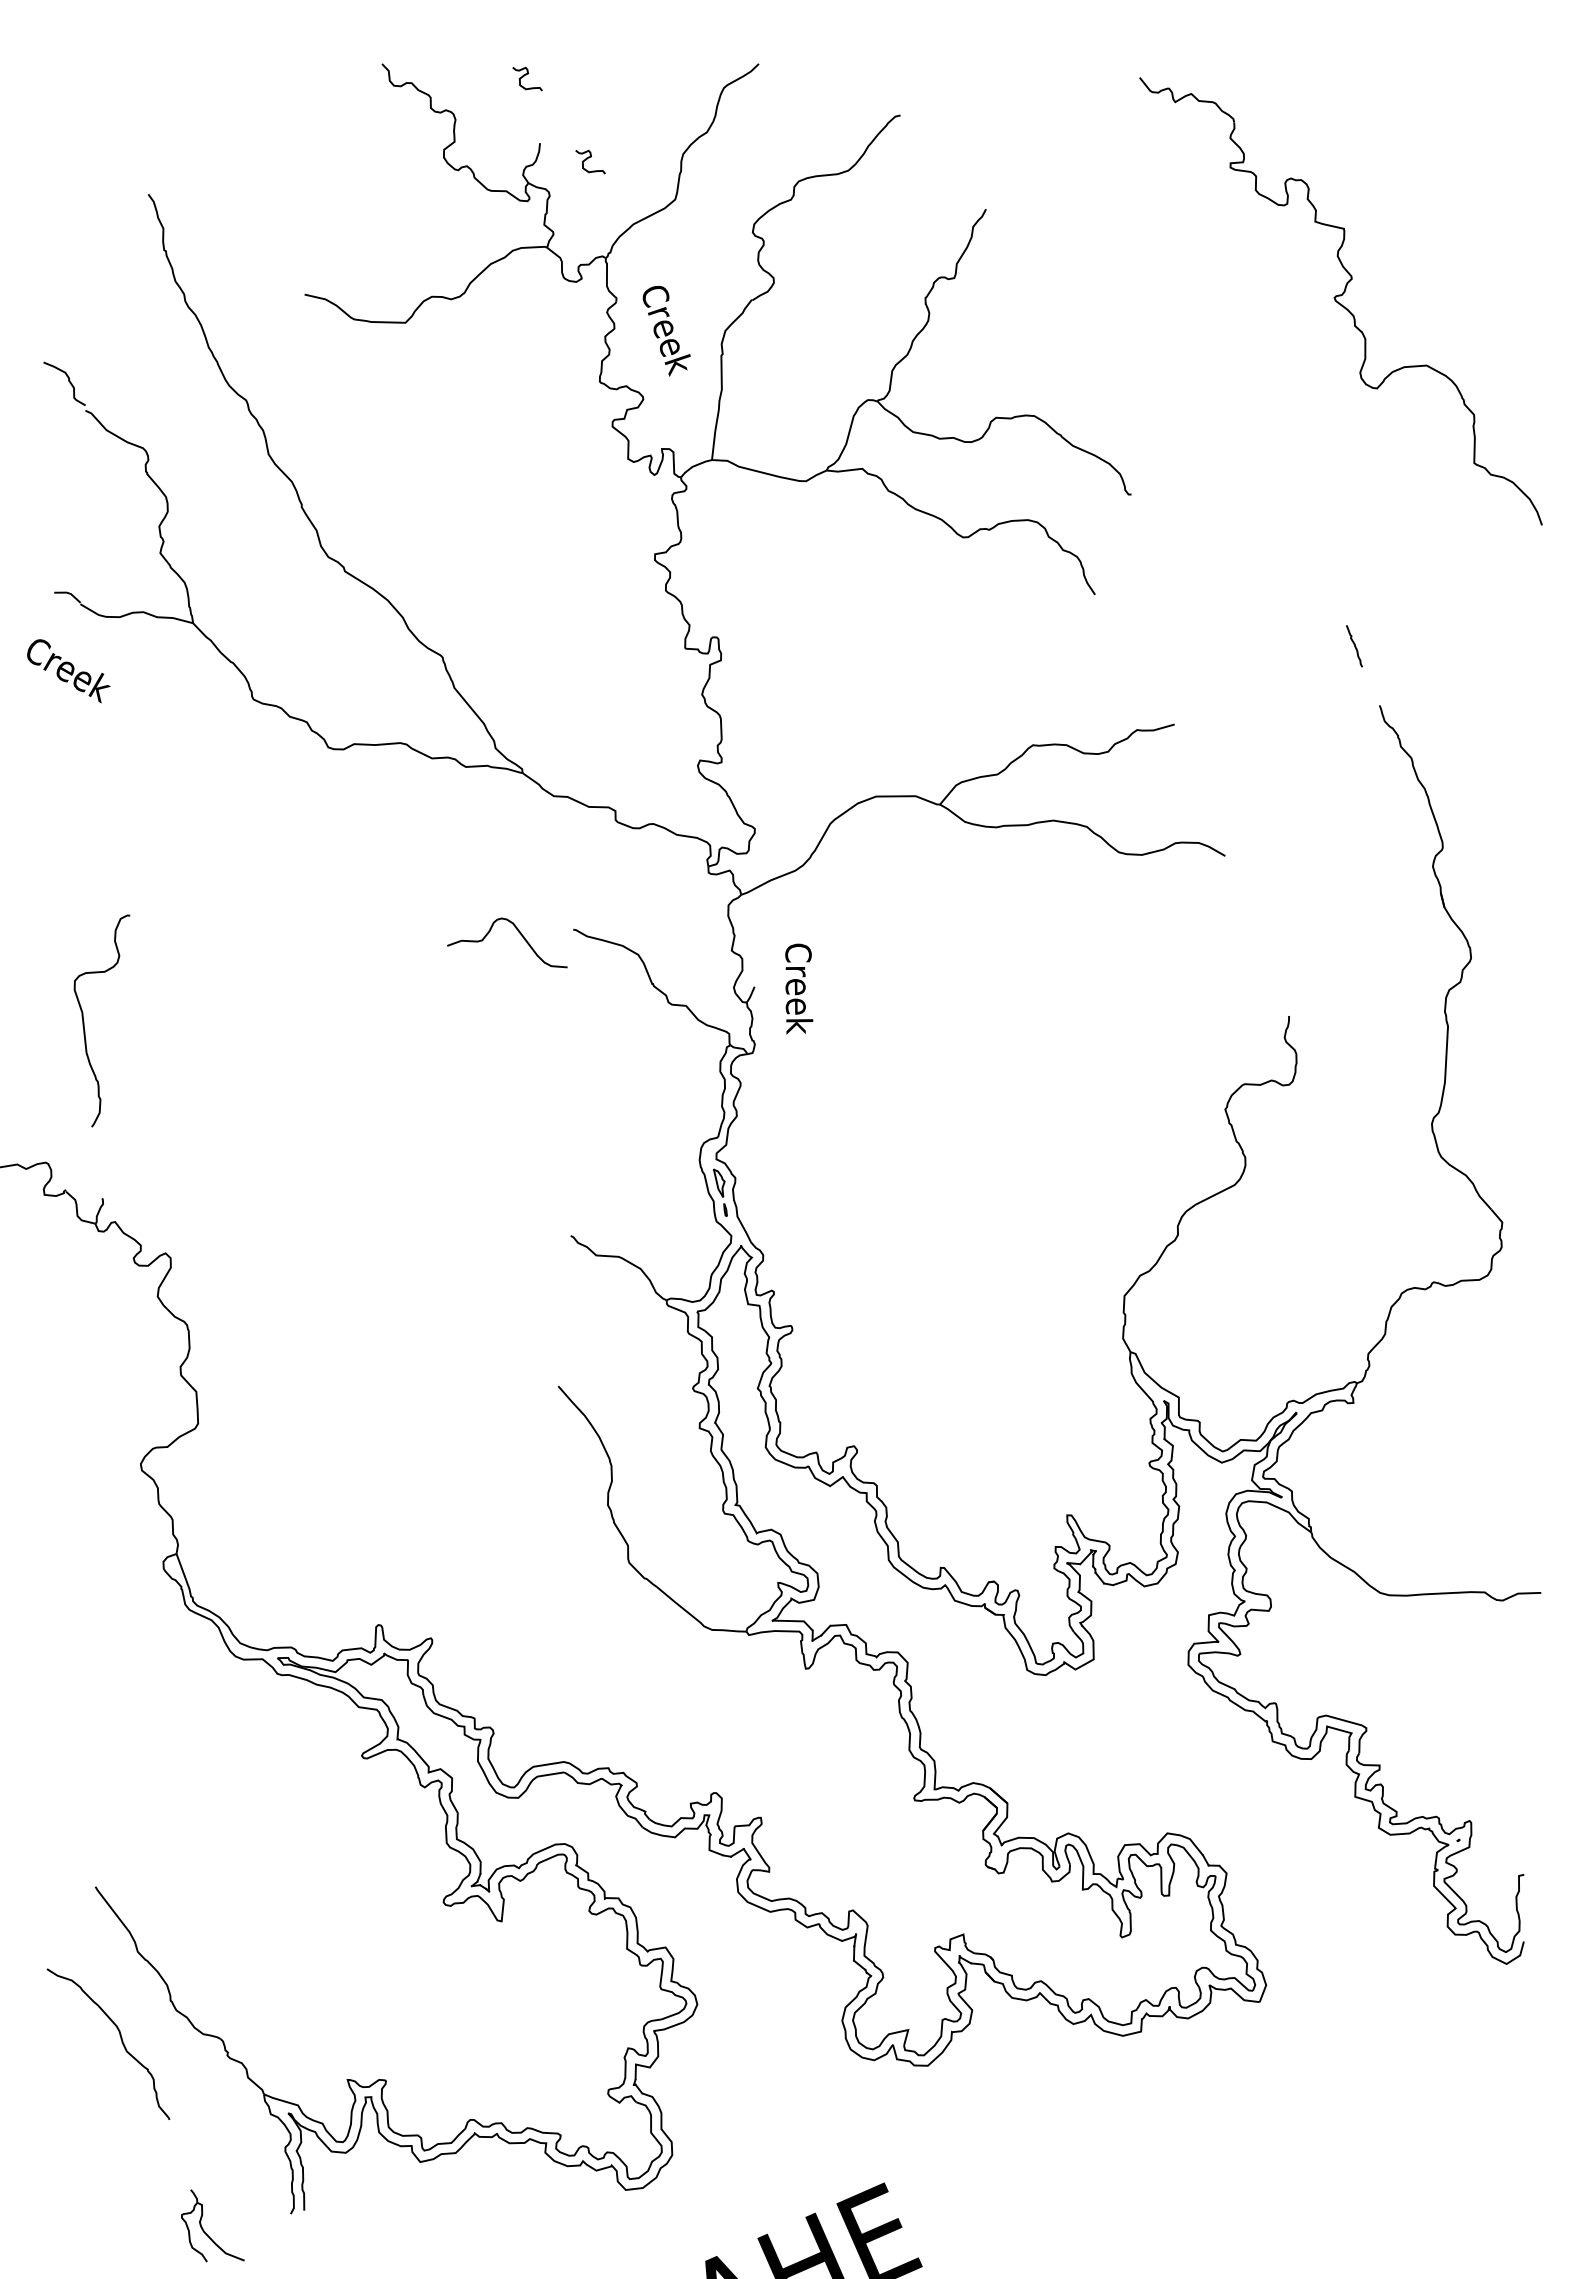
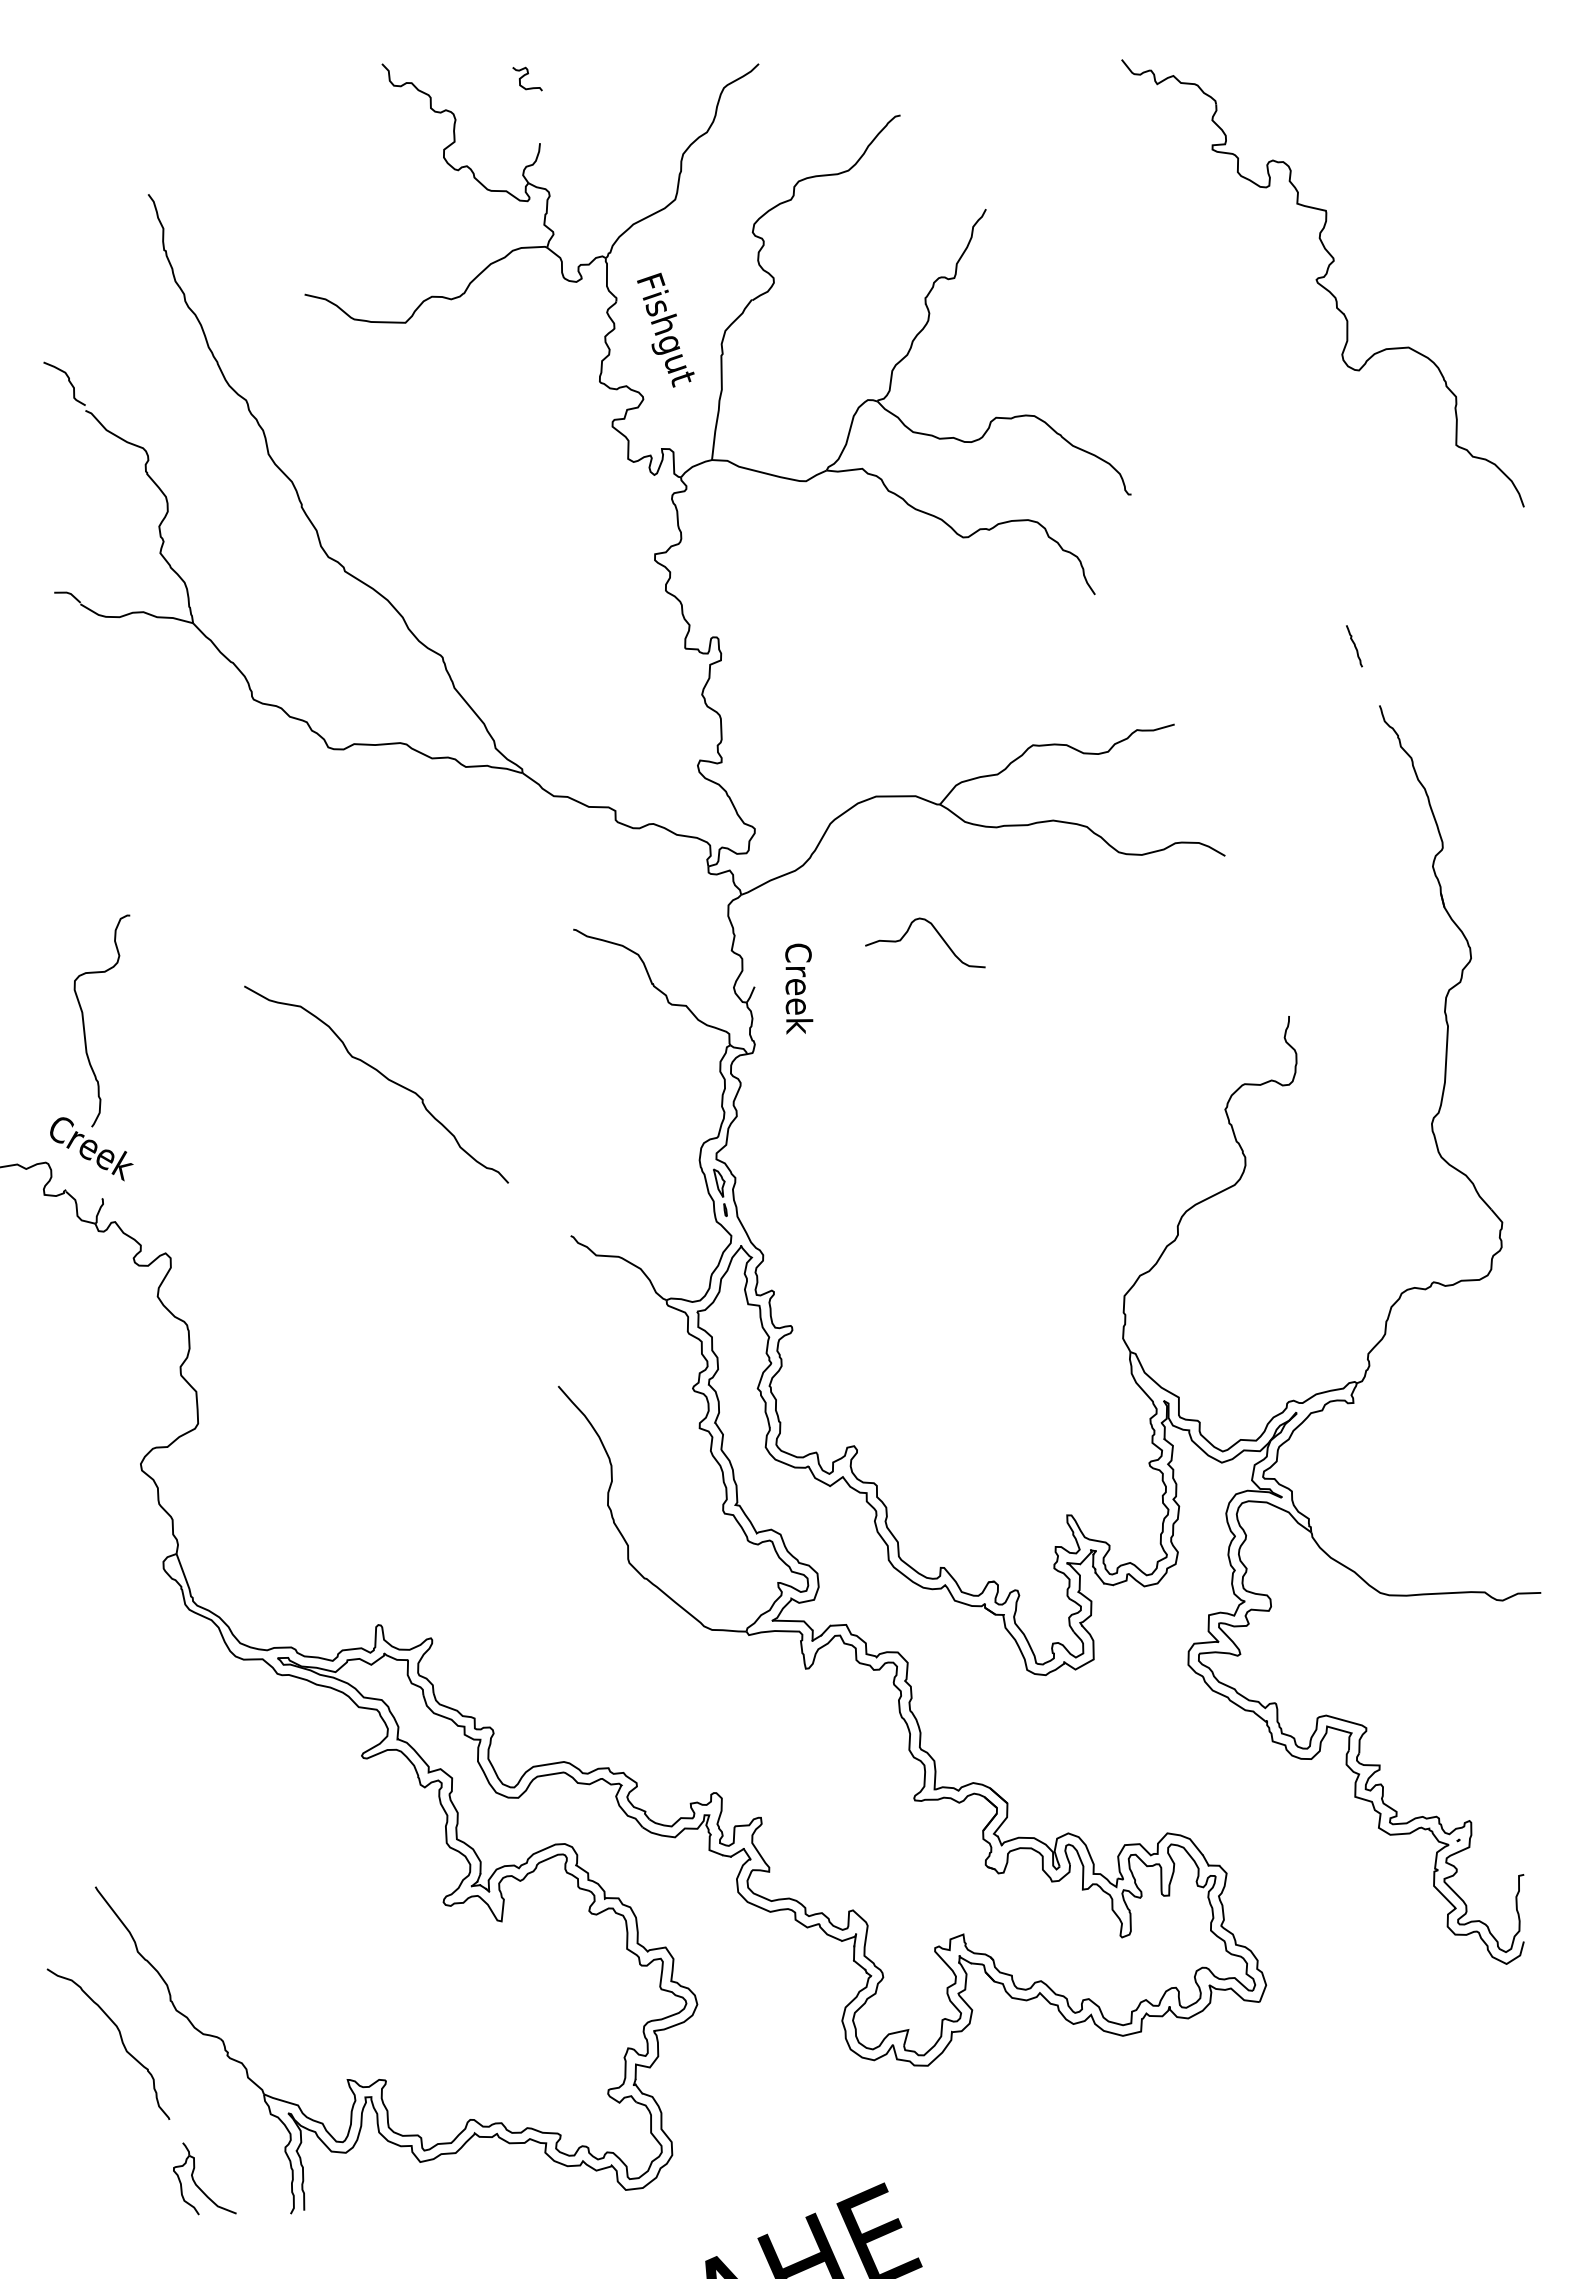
curve: present -> none (589, 158)
part position: (1340, 301) -> (1322, 283) (1322, 283)
text: Creek -> Fishgut (665, 329)
text position: (68, 671) -> (91, 1149) (91, 1149)
curve position: (518, 932) -> (936, 932) (936, 932)
curve: none -> present (381, 1075)
part position: (205, 2231) -> (197, 2184) (197, 2184)
